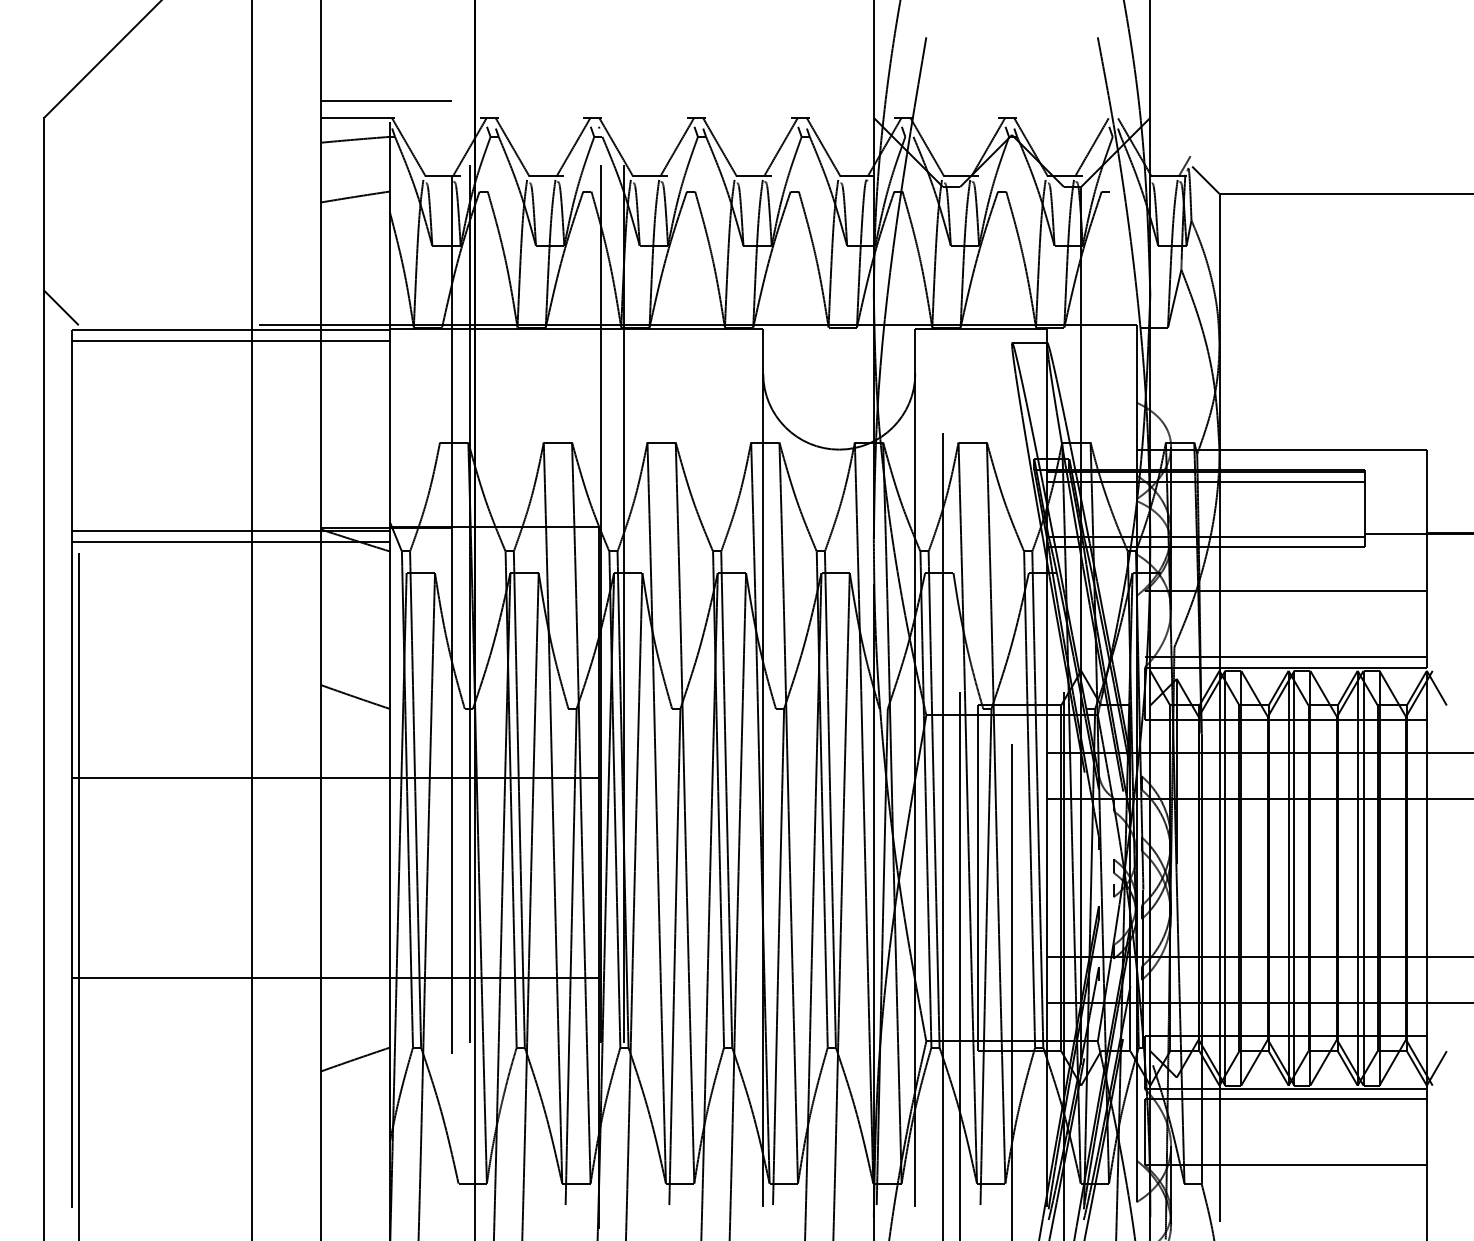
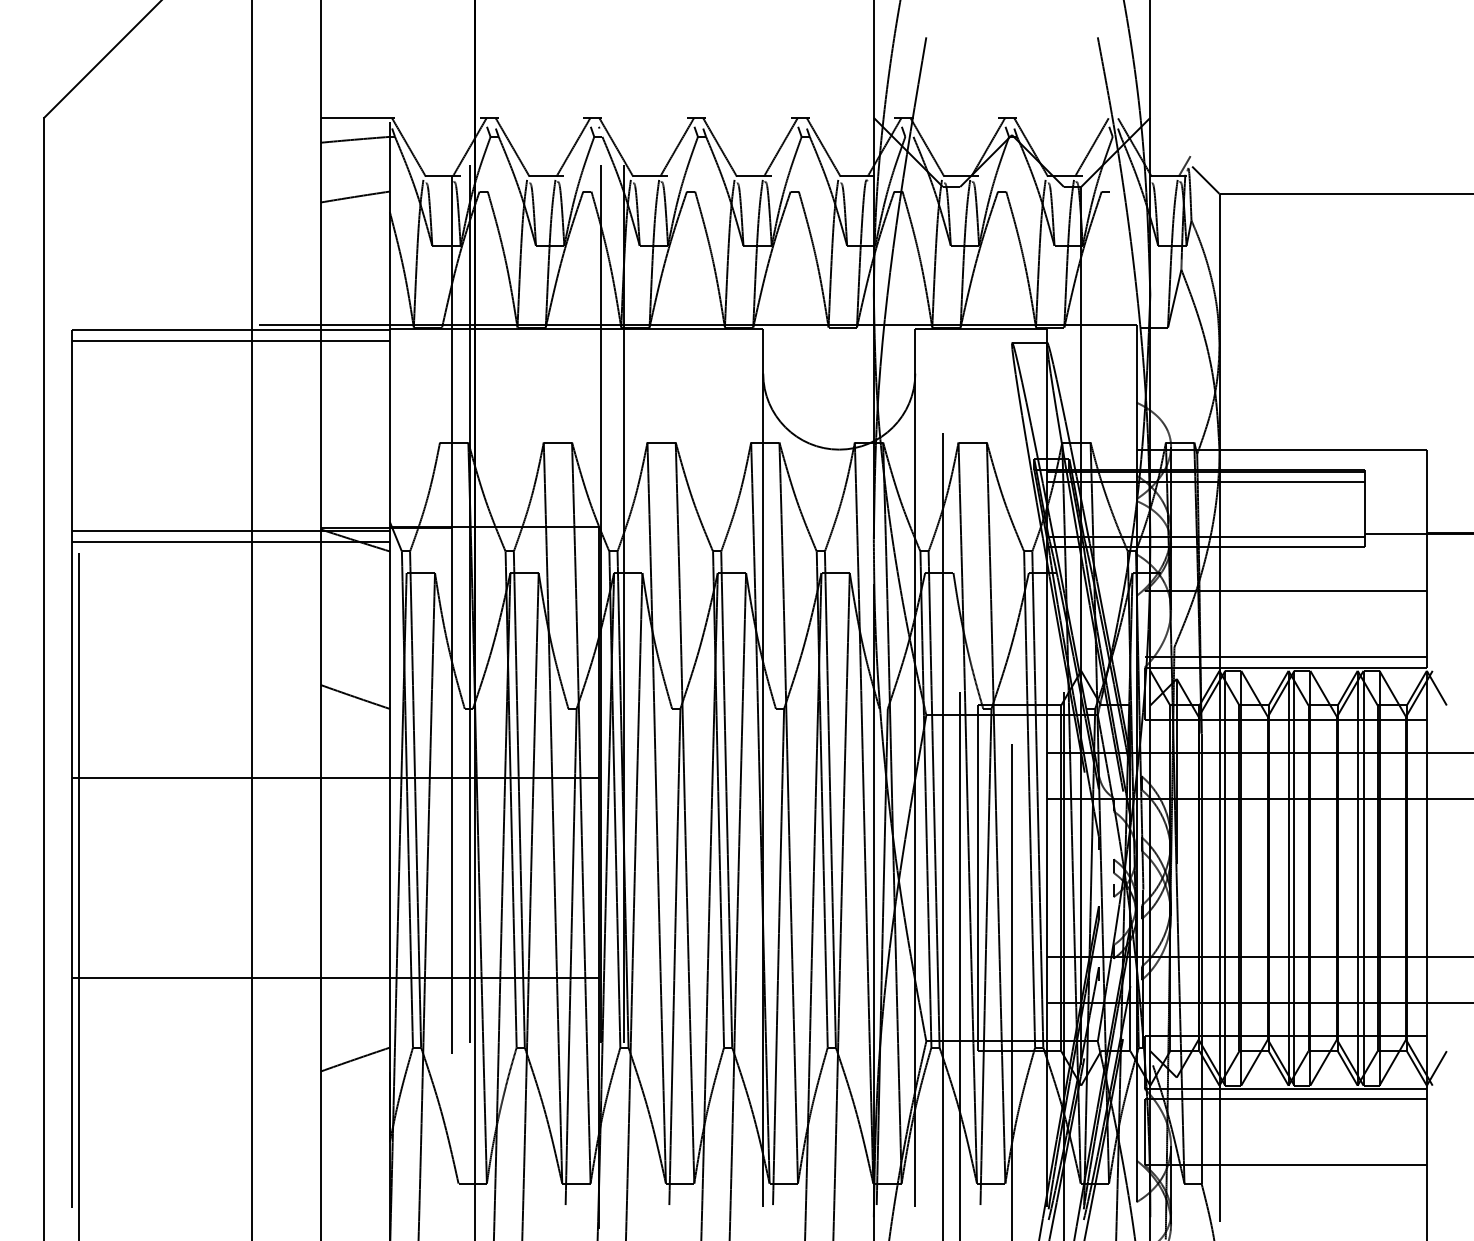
line: present -> none (385, 101)
line: present -> none (61, 307)
